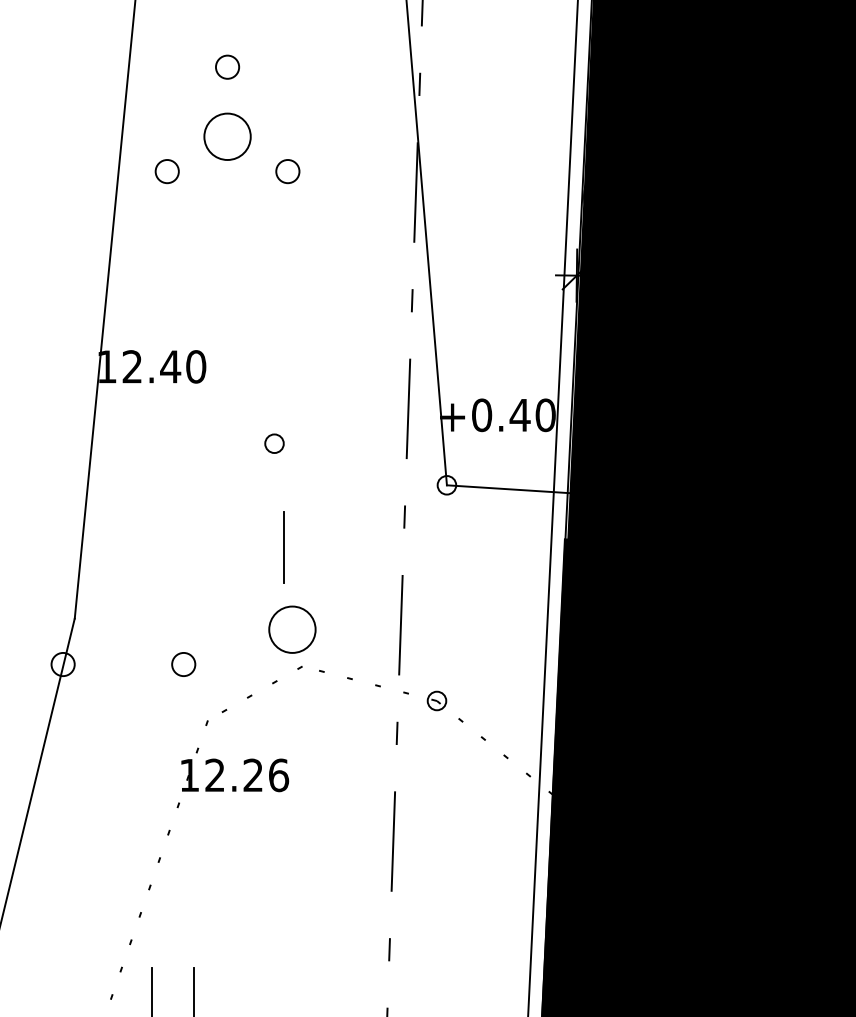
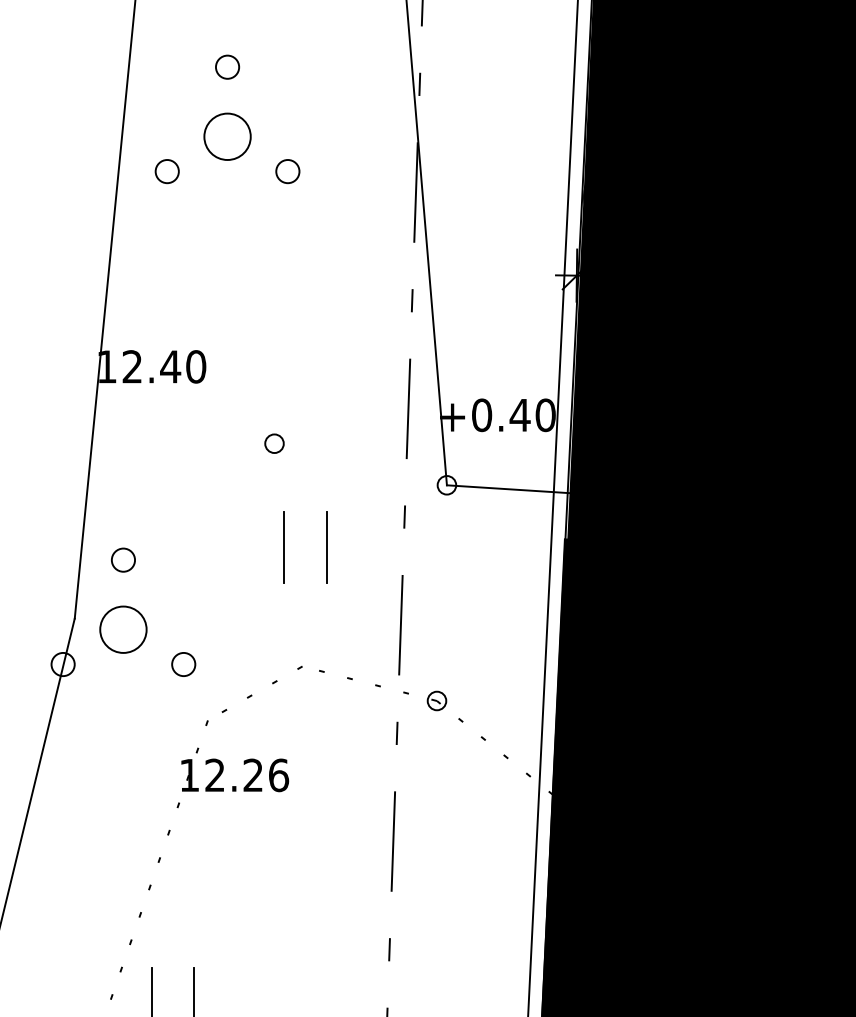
line: none -> present (326, 547)
circle: none -> present (123, 559)
circle position: (292, 629) -> (123, 629) (123, 629)
